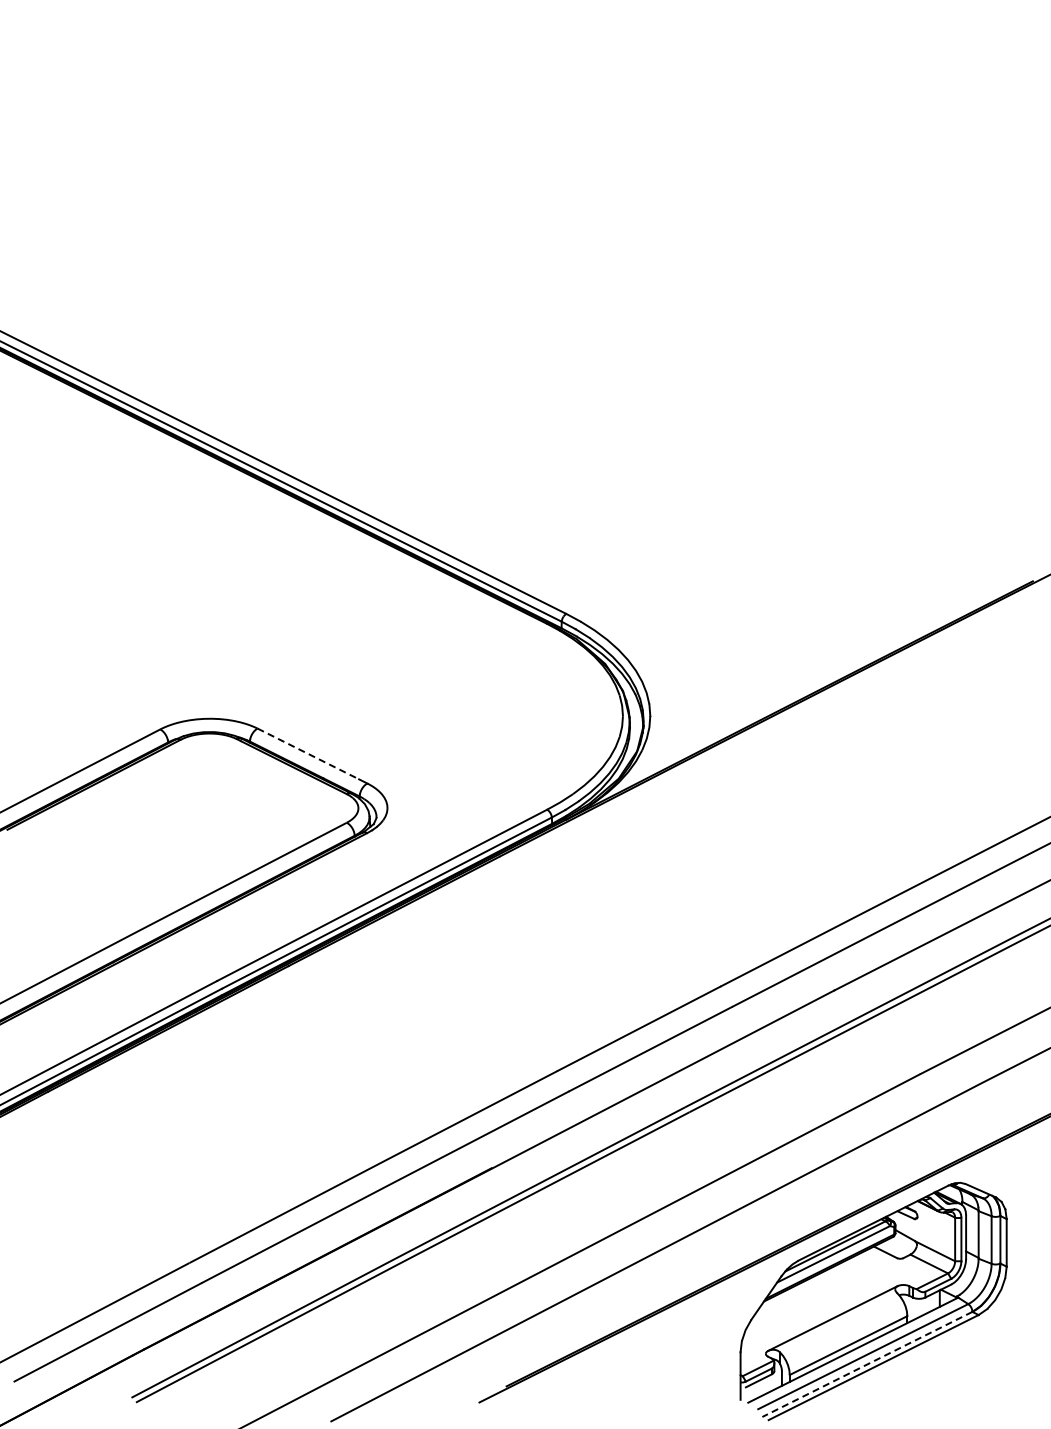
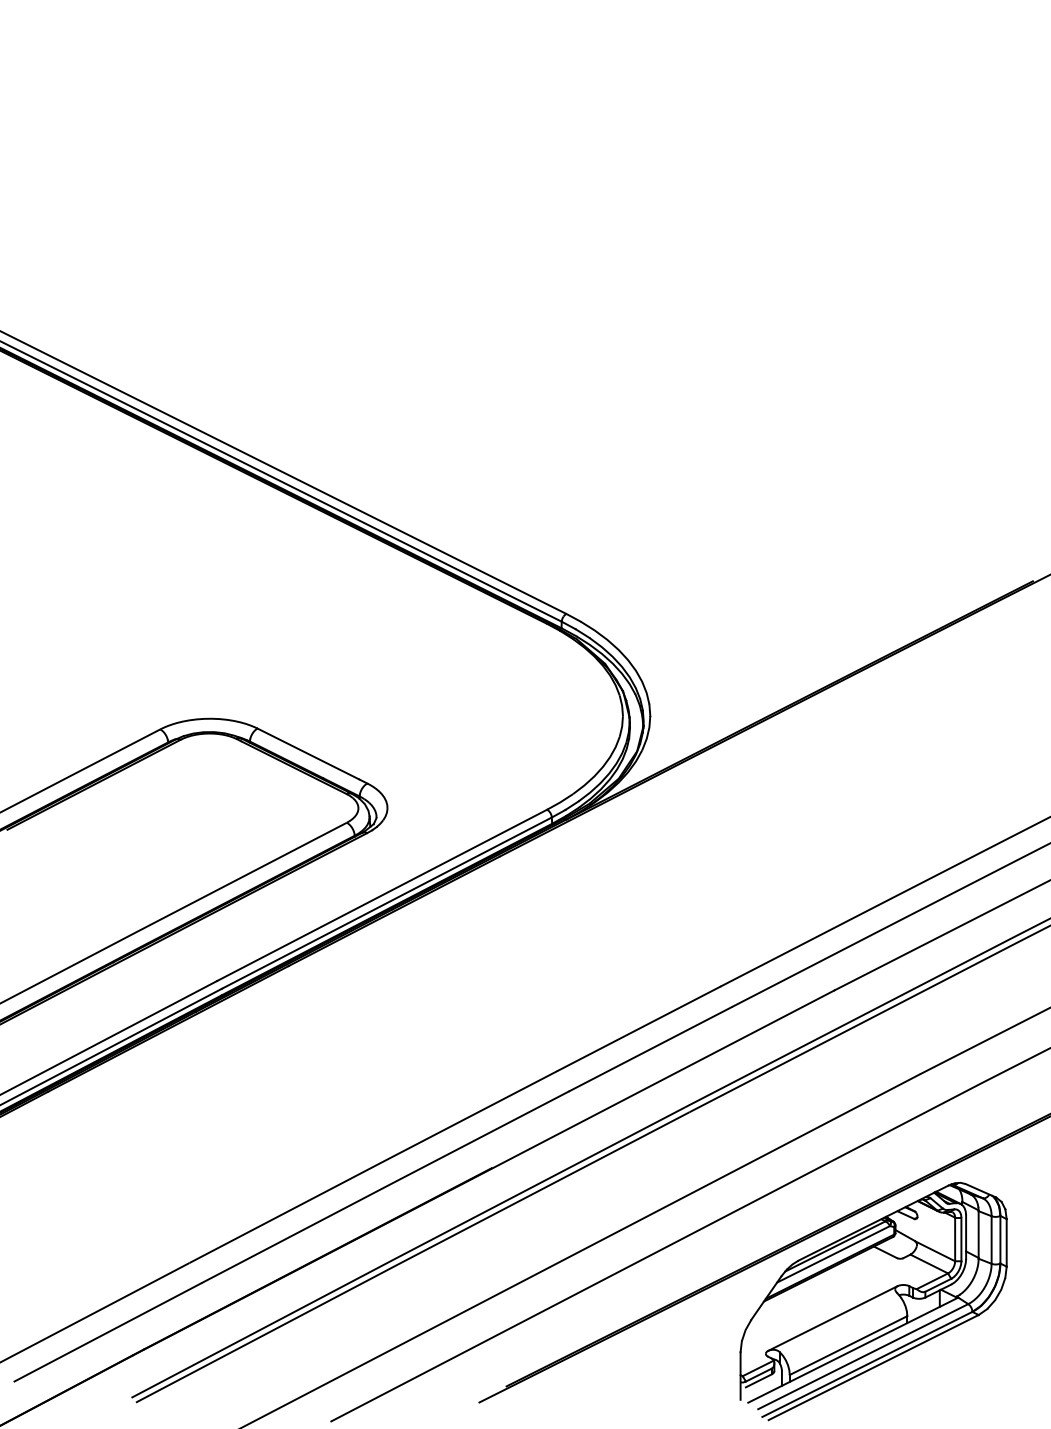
line: dashed -> solid (308, 753)
line: dashed -> solid (866, 1364)
